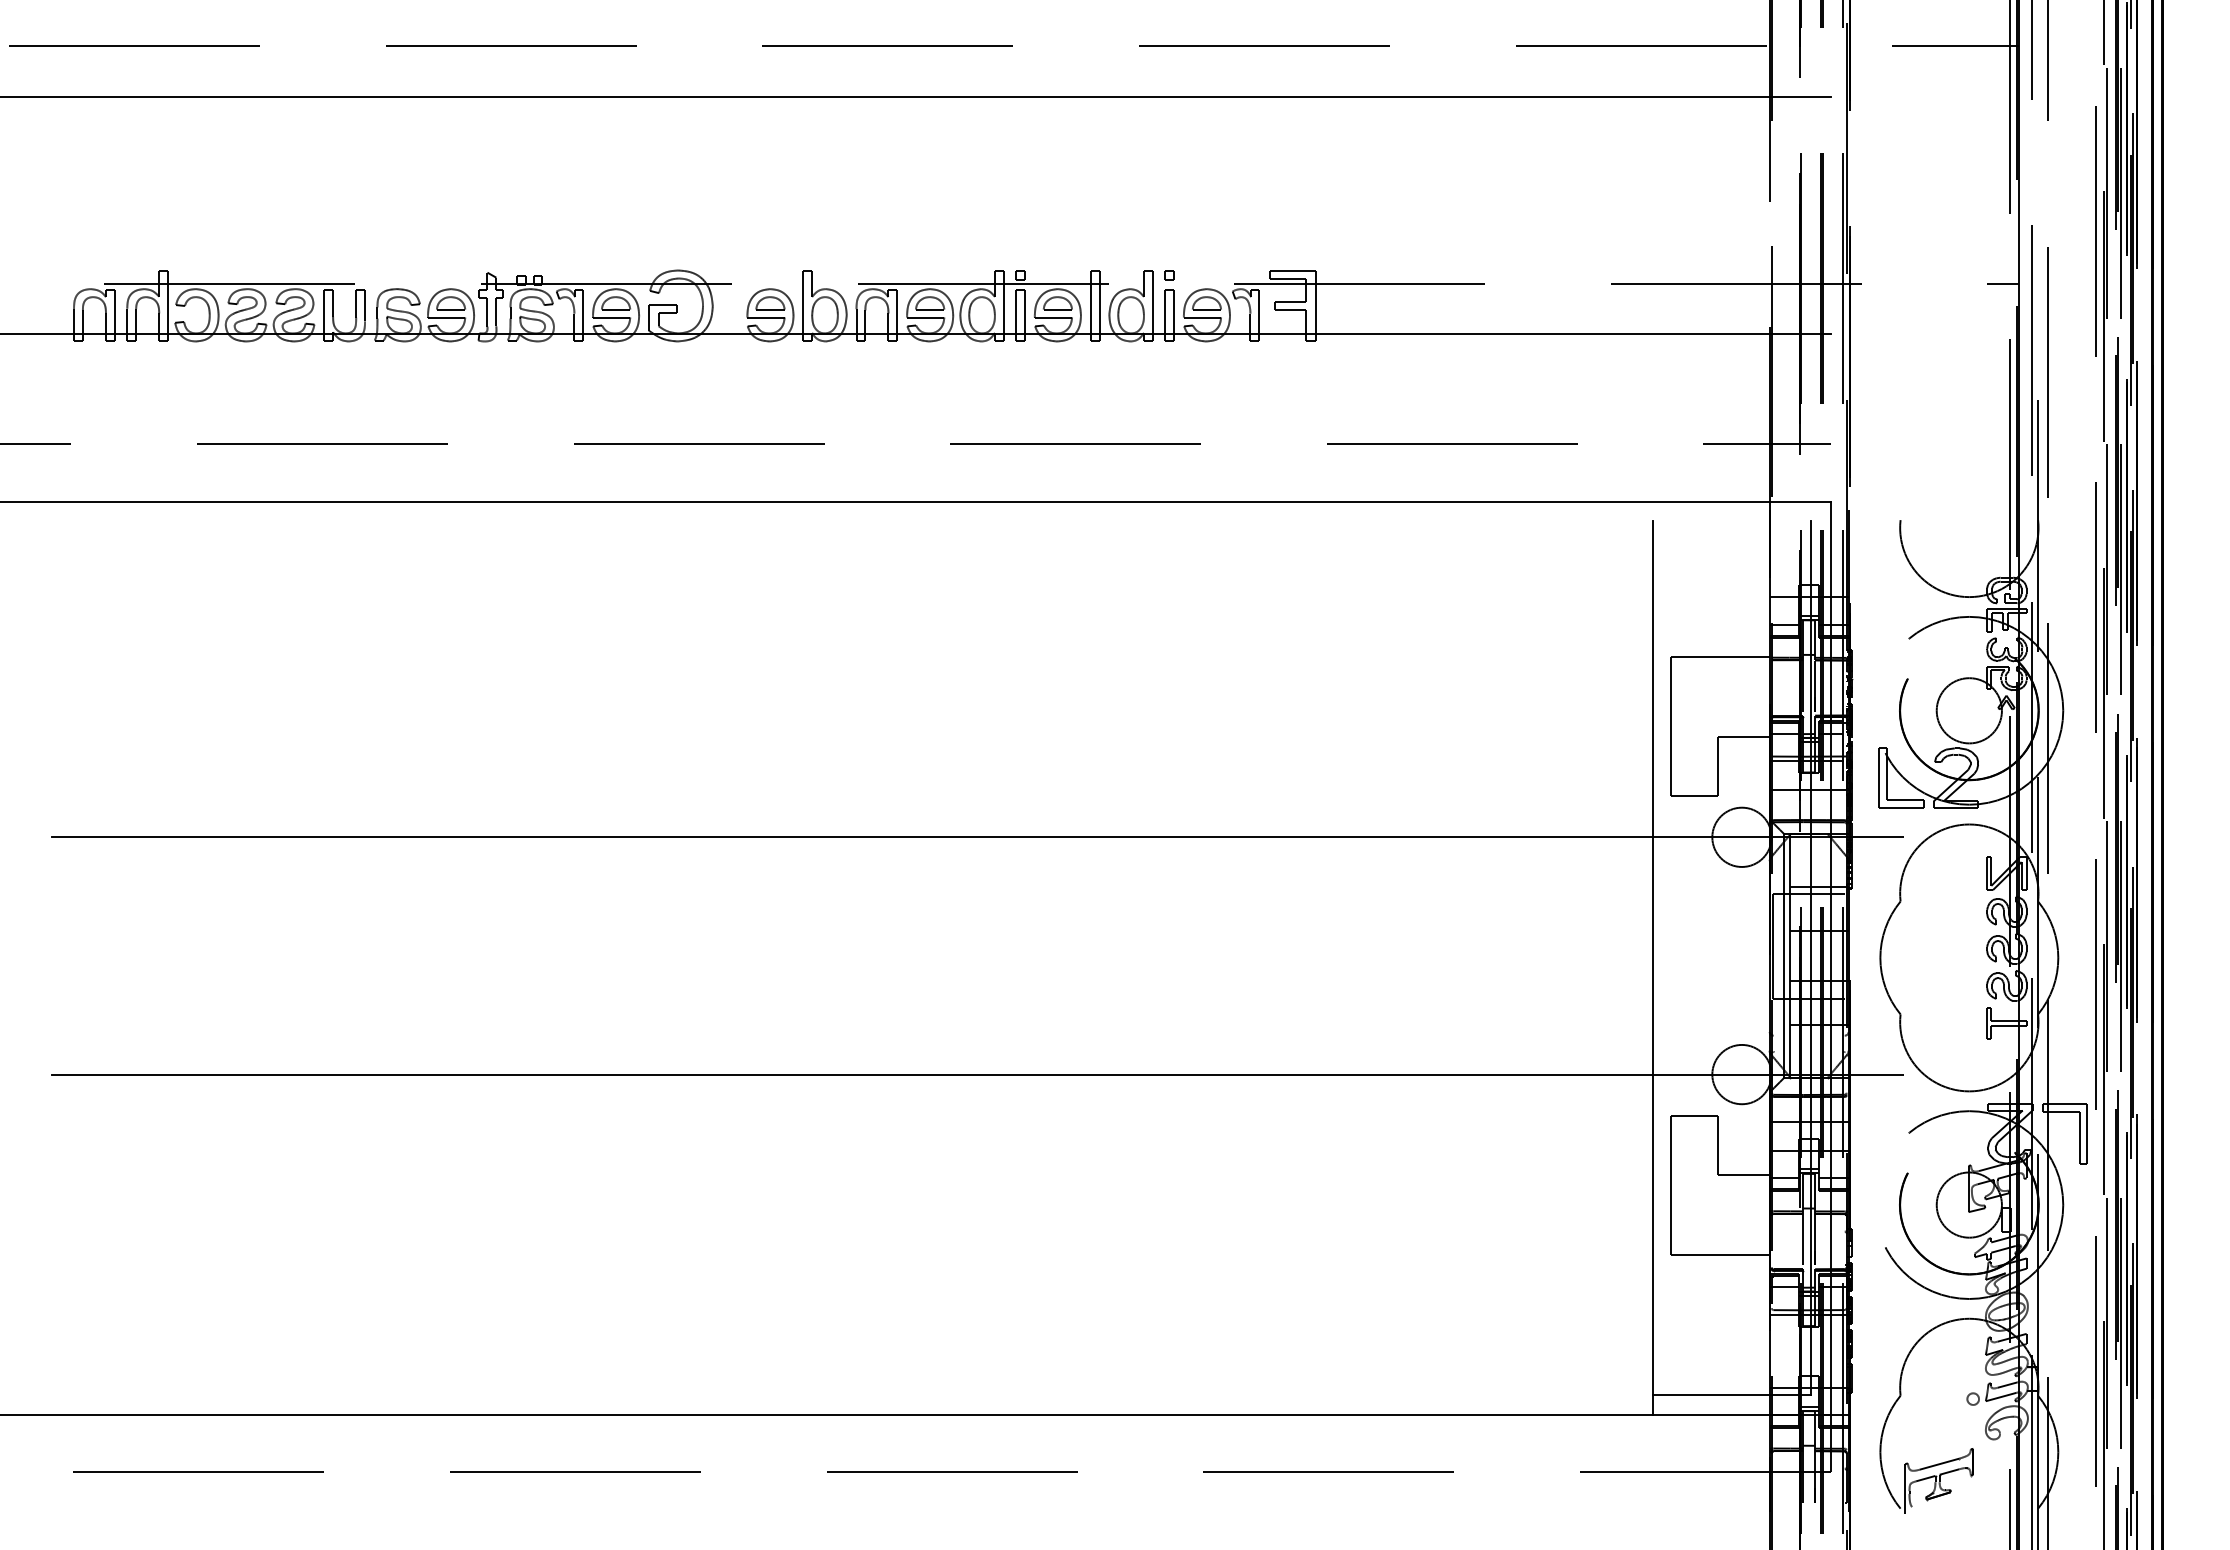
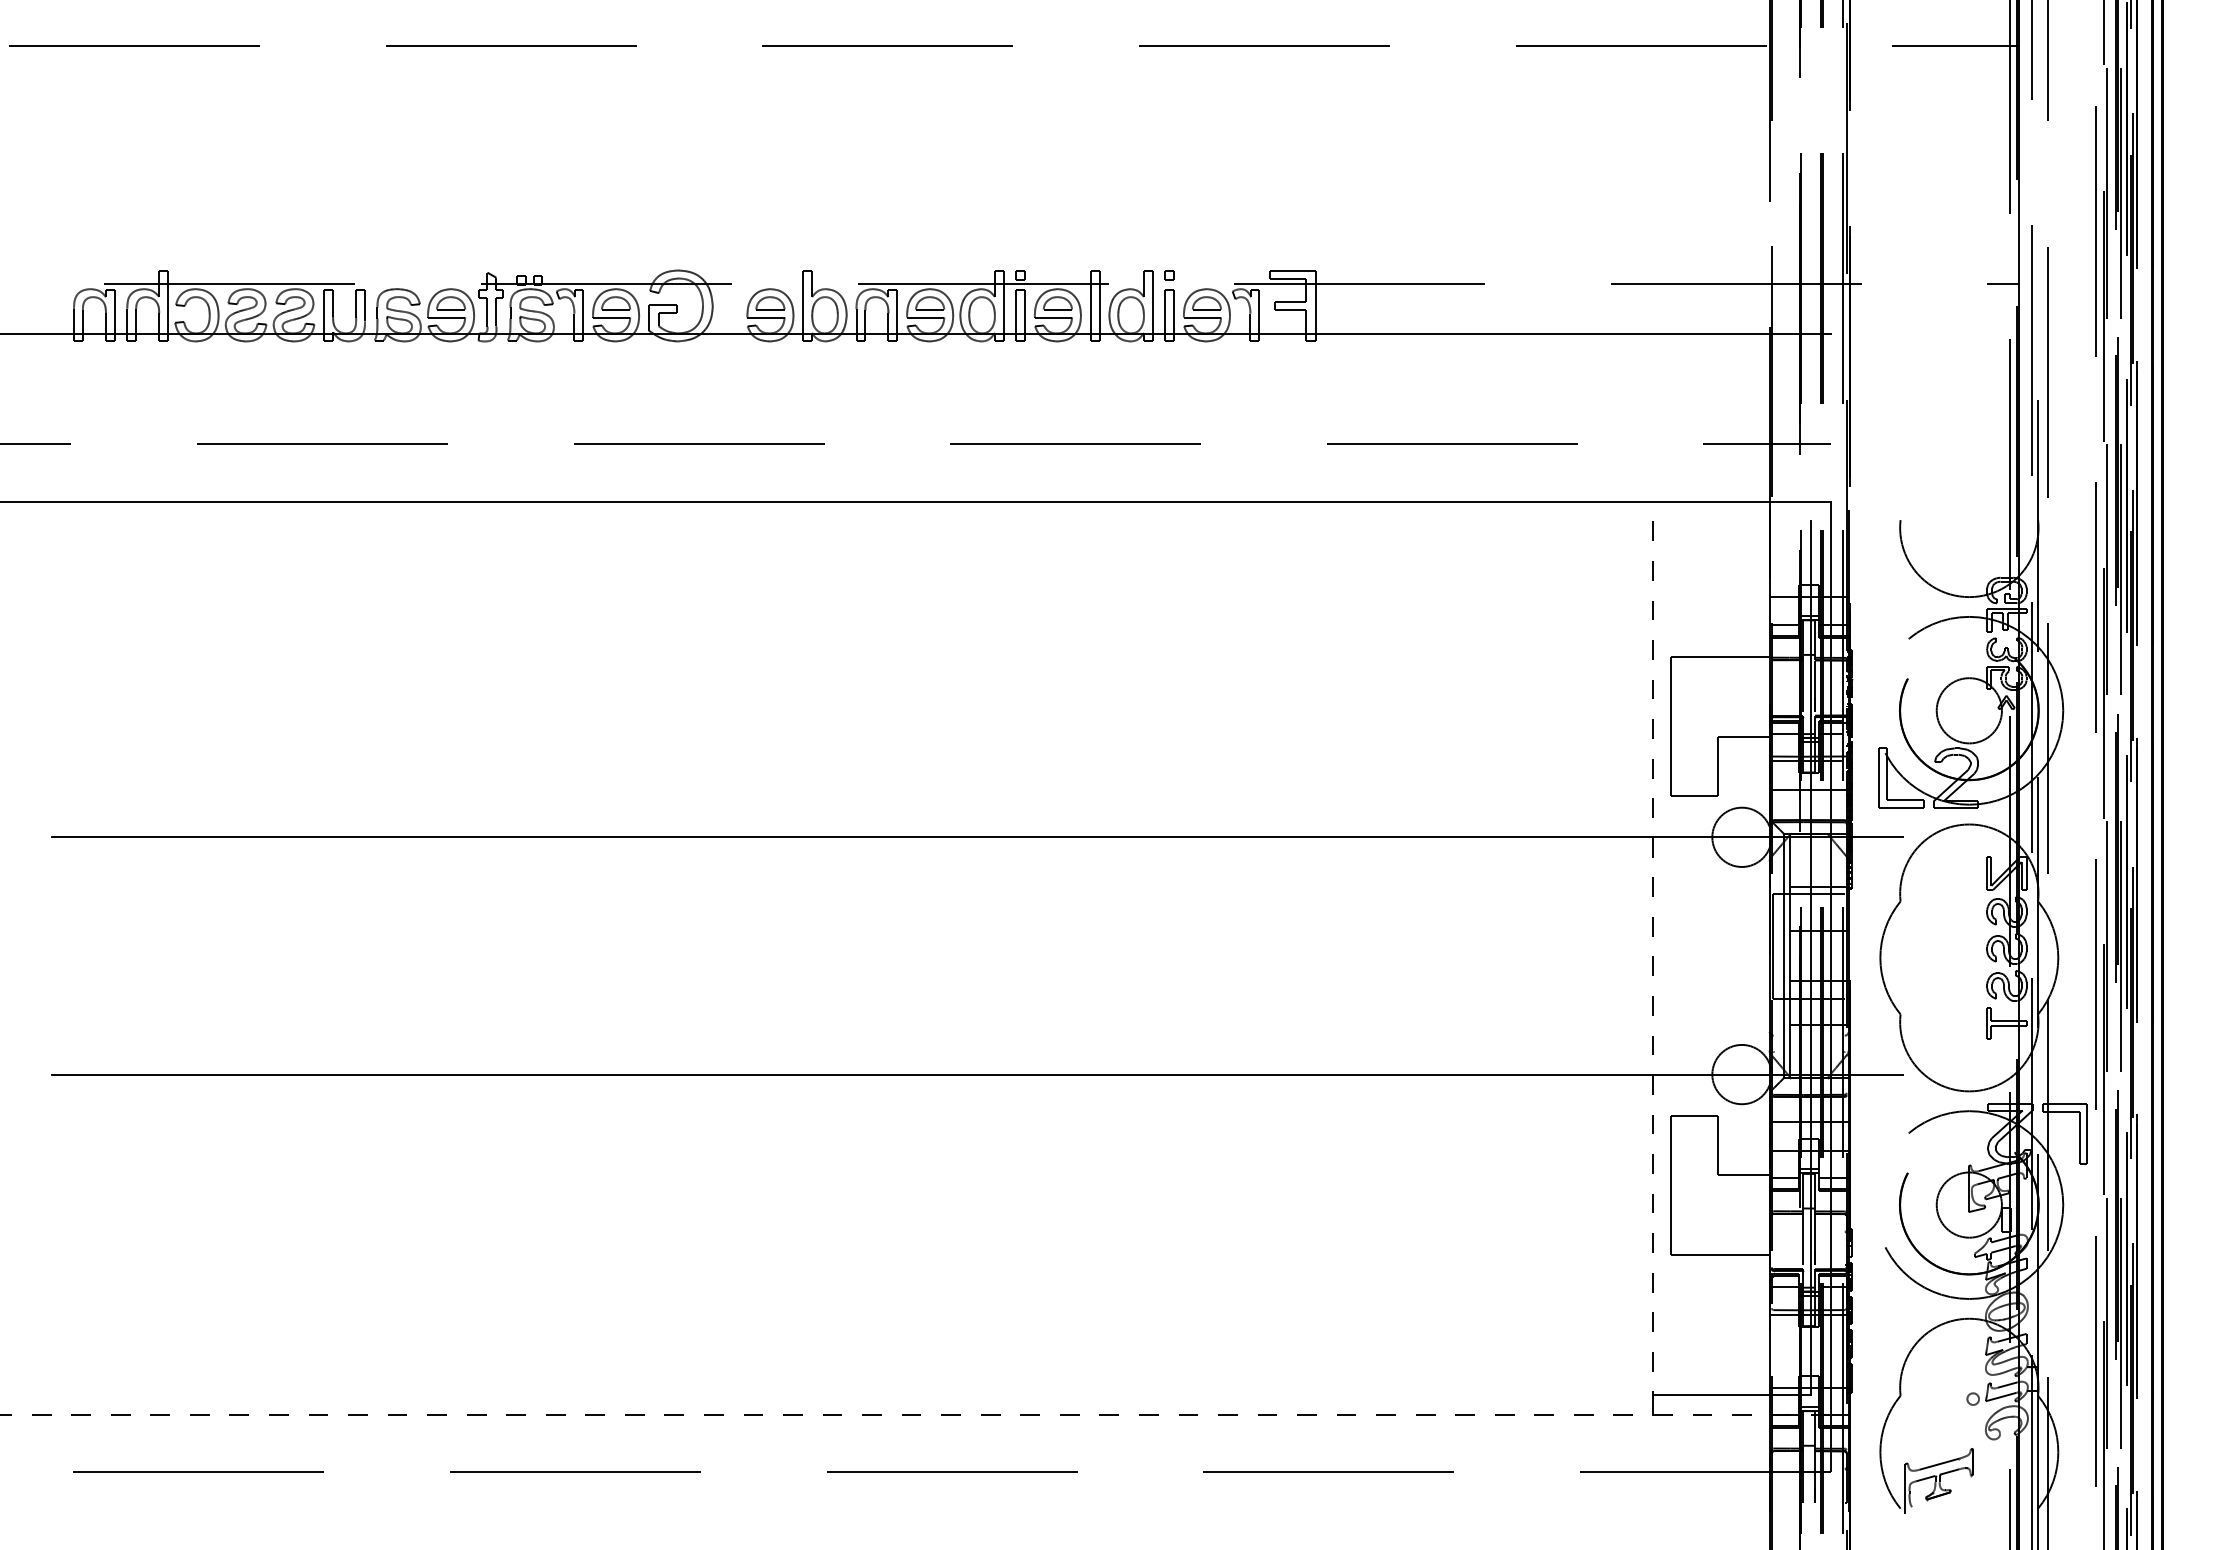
line: present -> none (916, 97)
line: solid -> dashed (1653, 958)
line: solid -> dashed (915, 1415)
